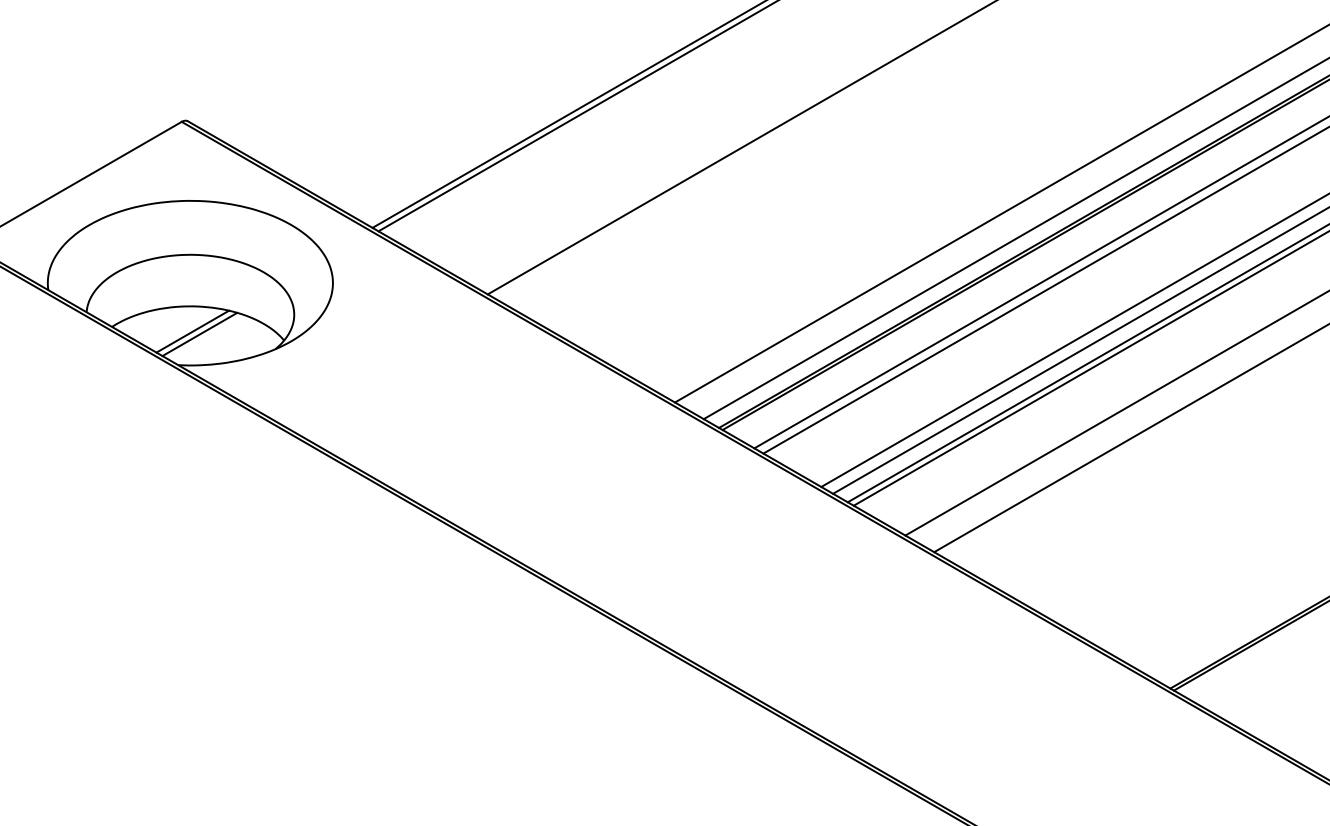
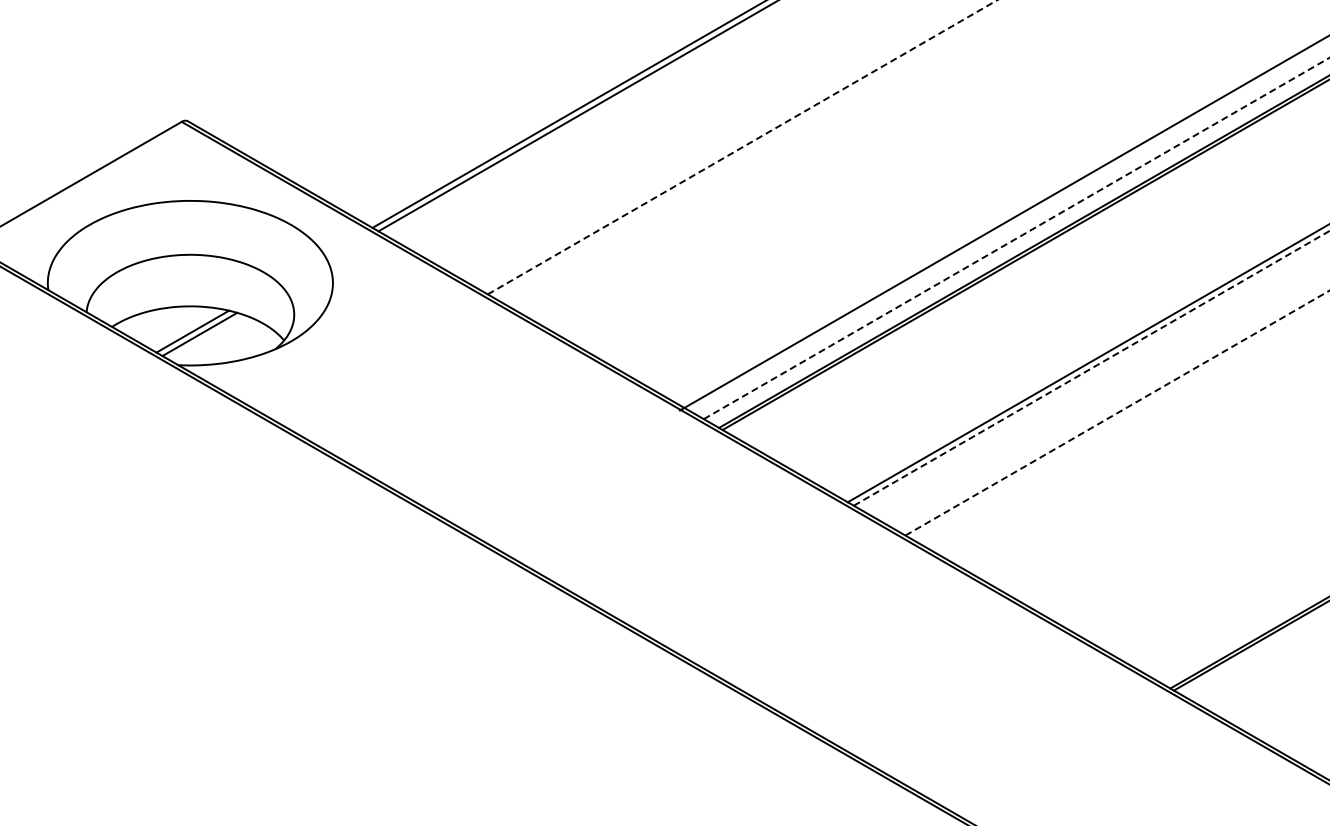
line: solid -> dashed (742, 147)
line position: (1000, 214) -> (1002, 223) (1002, 223)
line: solid -> dashed (1017, 238)
line: present -> none (1040, 282)
line: present -> none (1044, 290)
line: present -> none (1073, 340)
line: present -> none (1079, 350)
line: solid -> dashed (1091, 368)
line: solid -> dashed (1117, 413)
line: present -> none (1130, 438)
